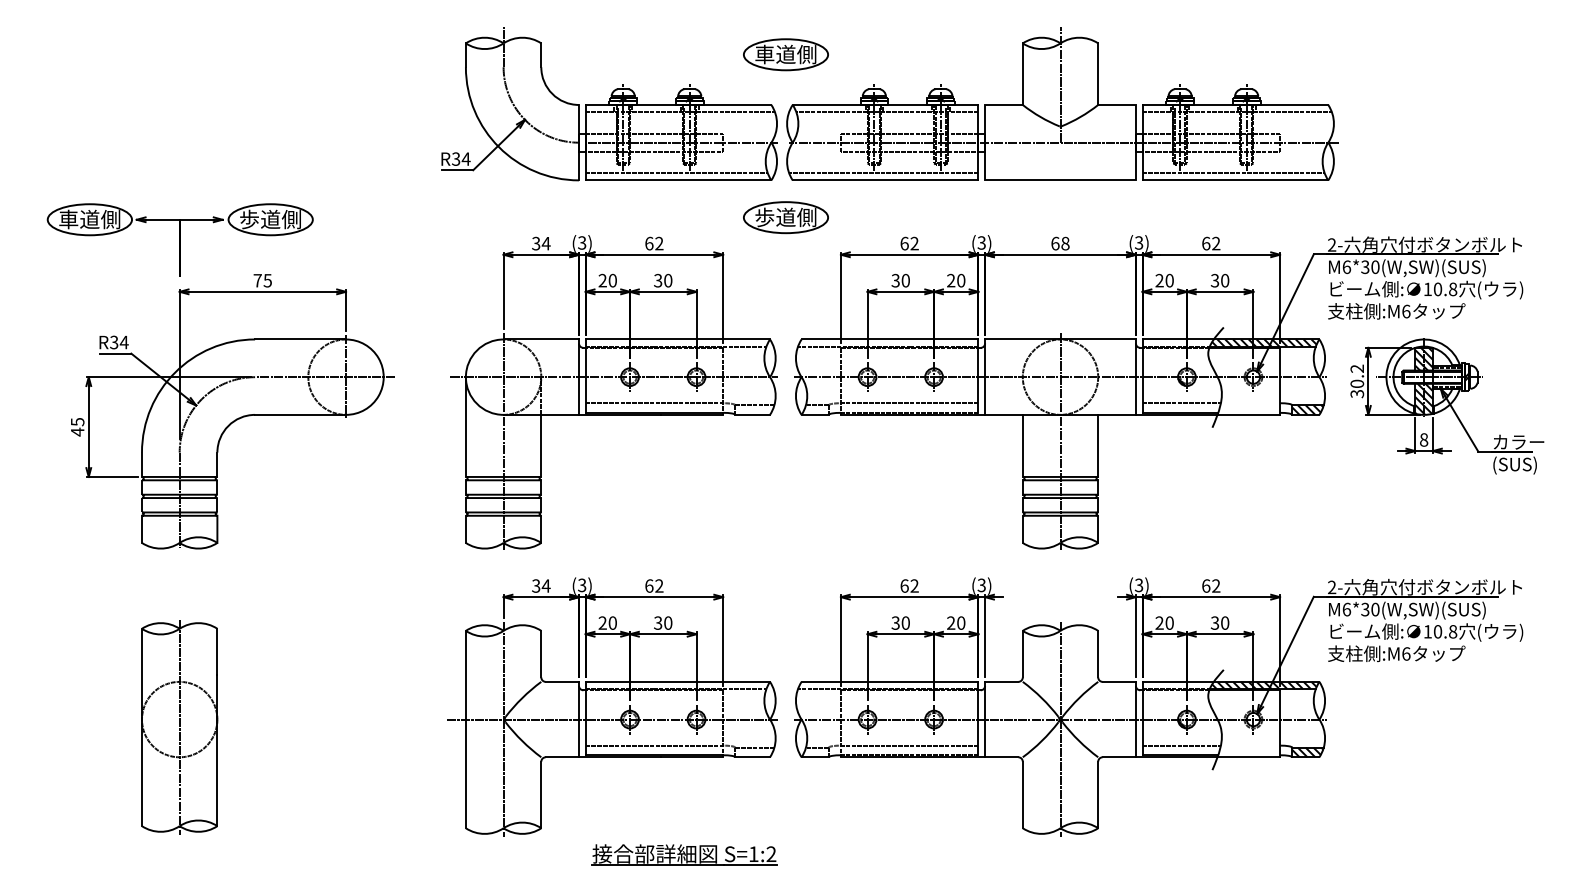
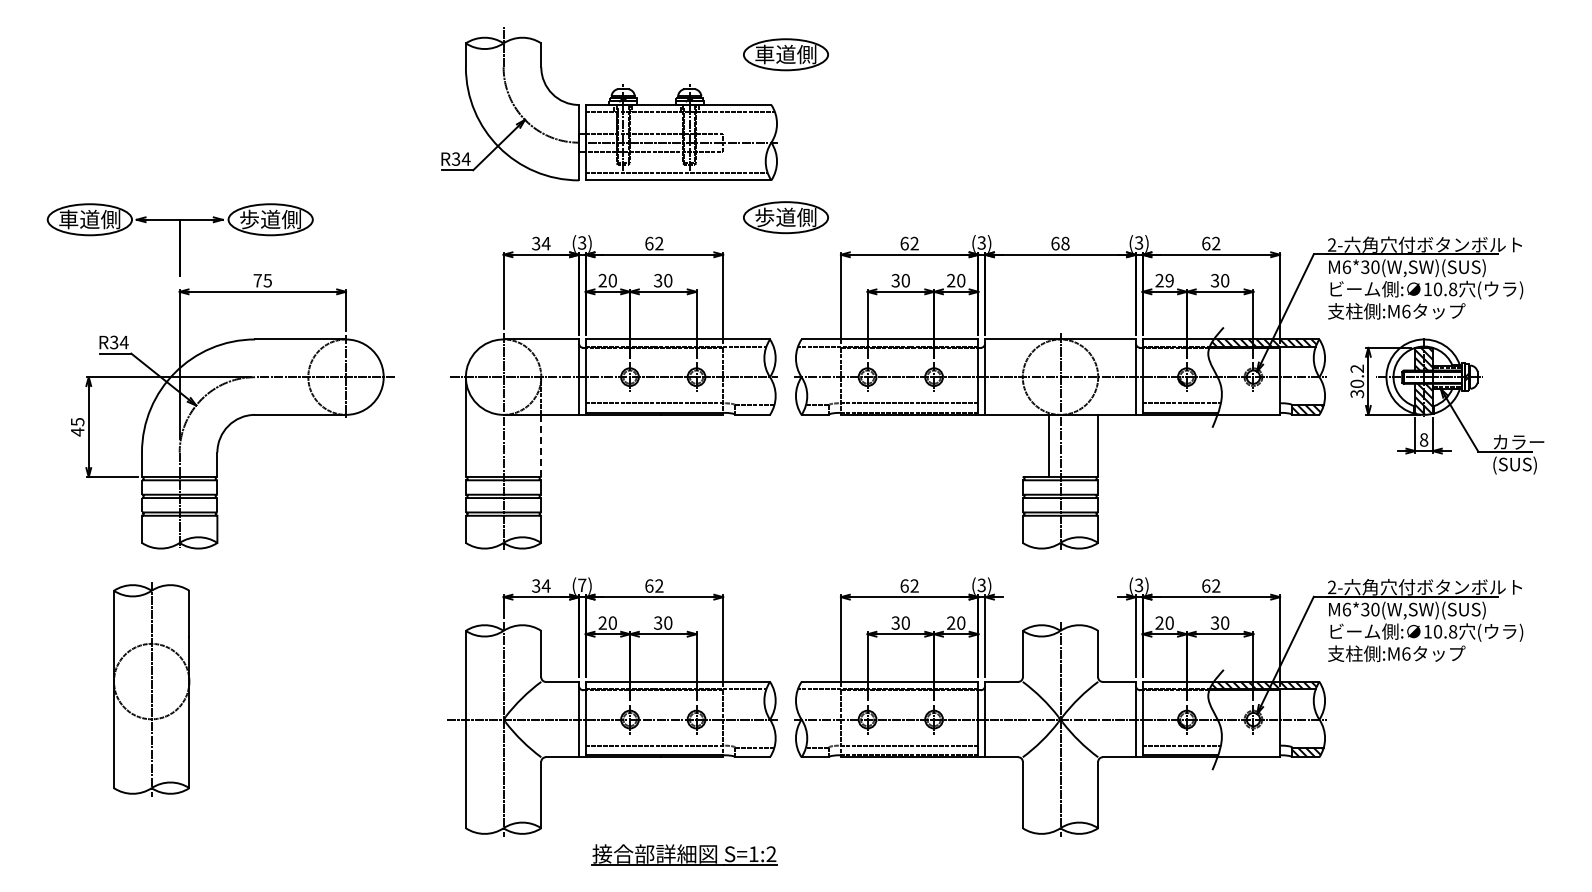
part: present -> none (1062, 103)
text: 20 -> 29 (1169, 280)
line: solid -> dashed (541, 445)
line position: (1022, 445) -> (1048, 445) (1048, 445)
text: (3) -> (7) (582, 585)
part position: (179, 727) -> (151, 689) (151, 689)
